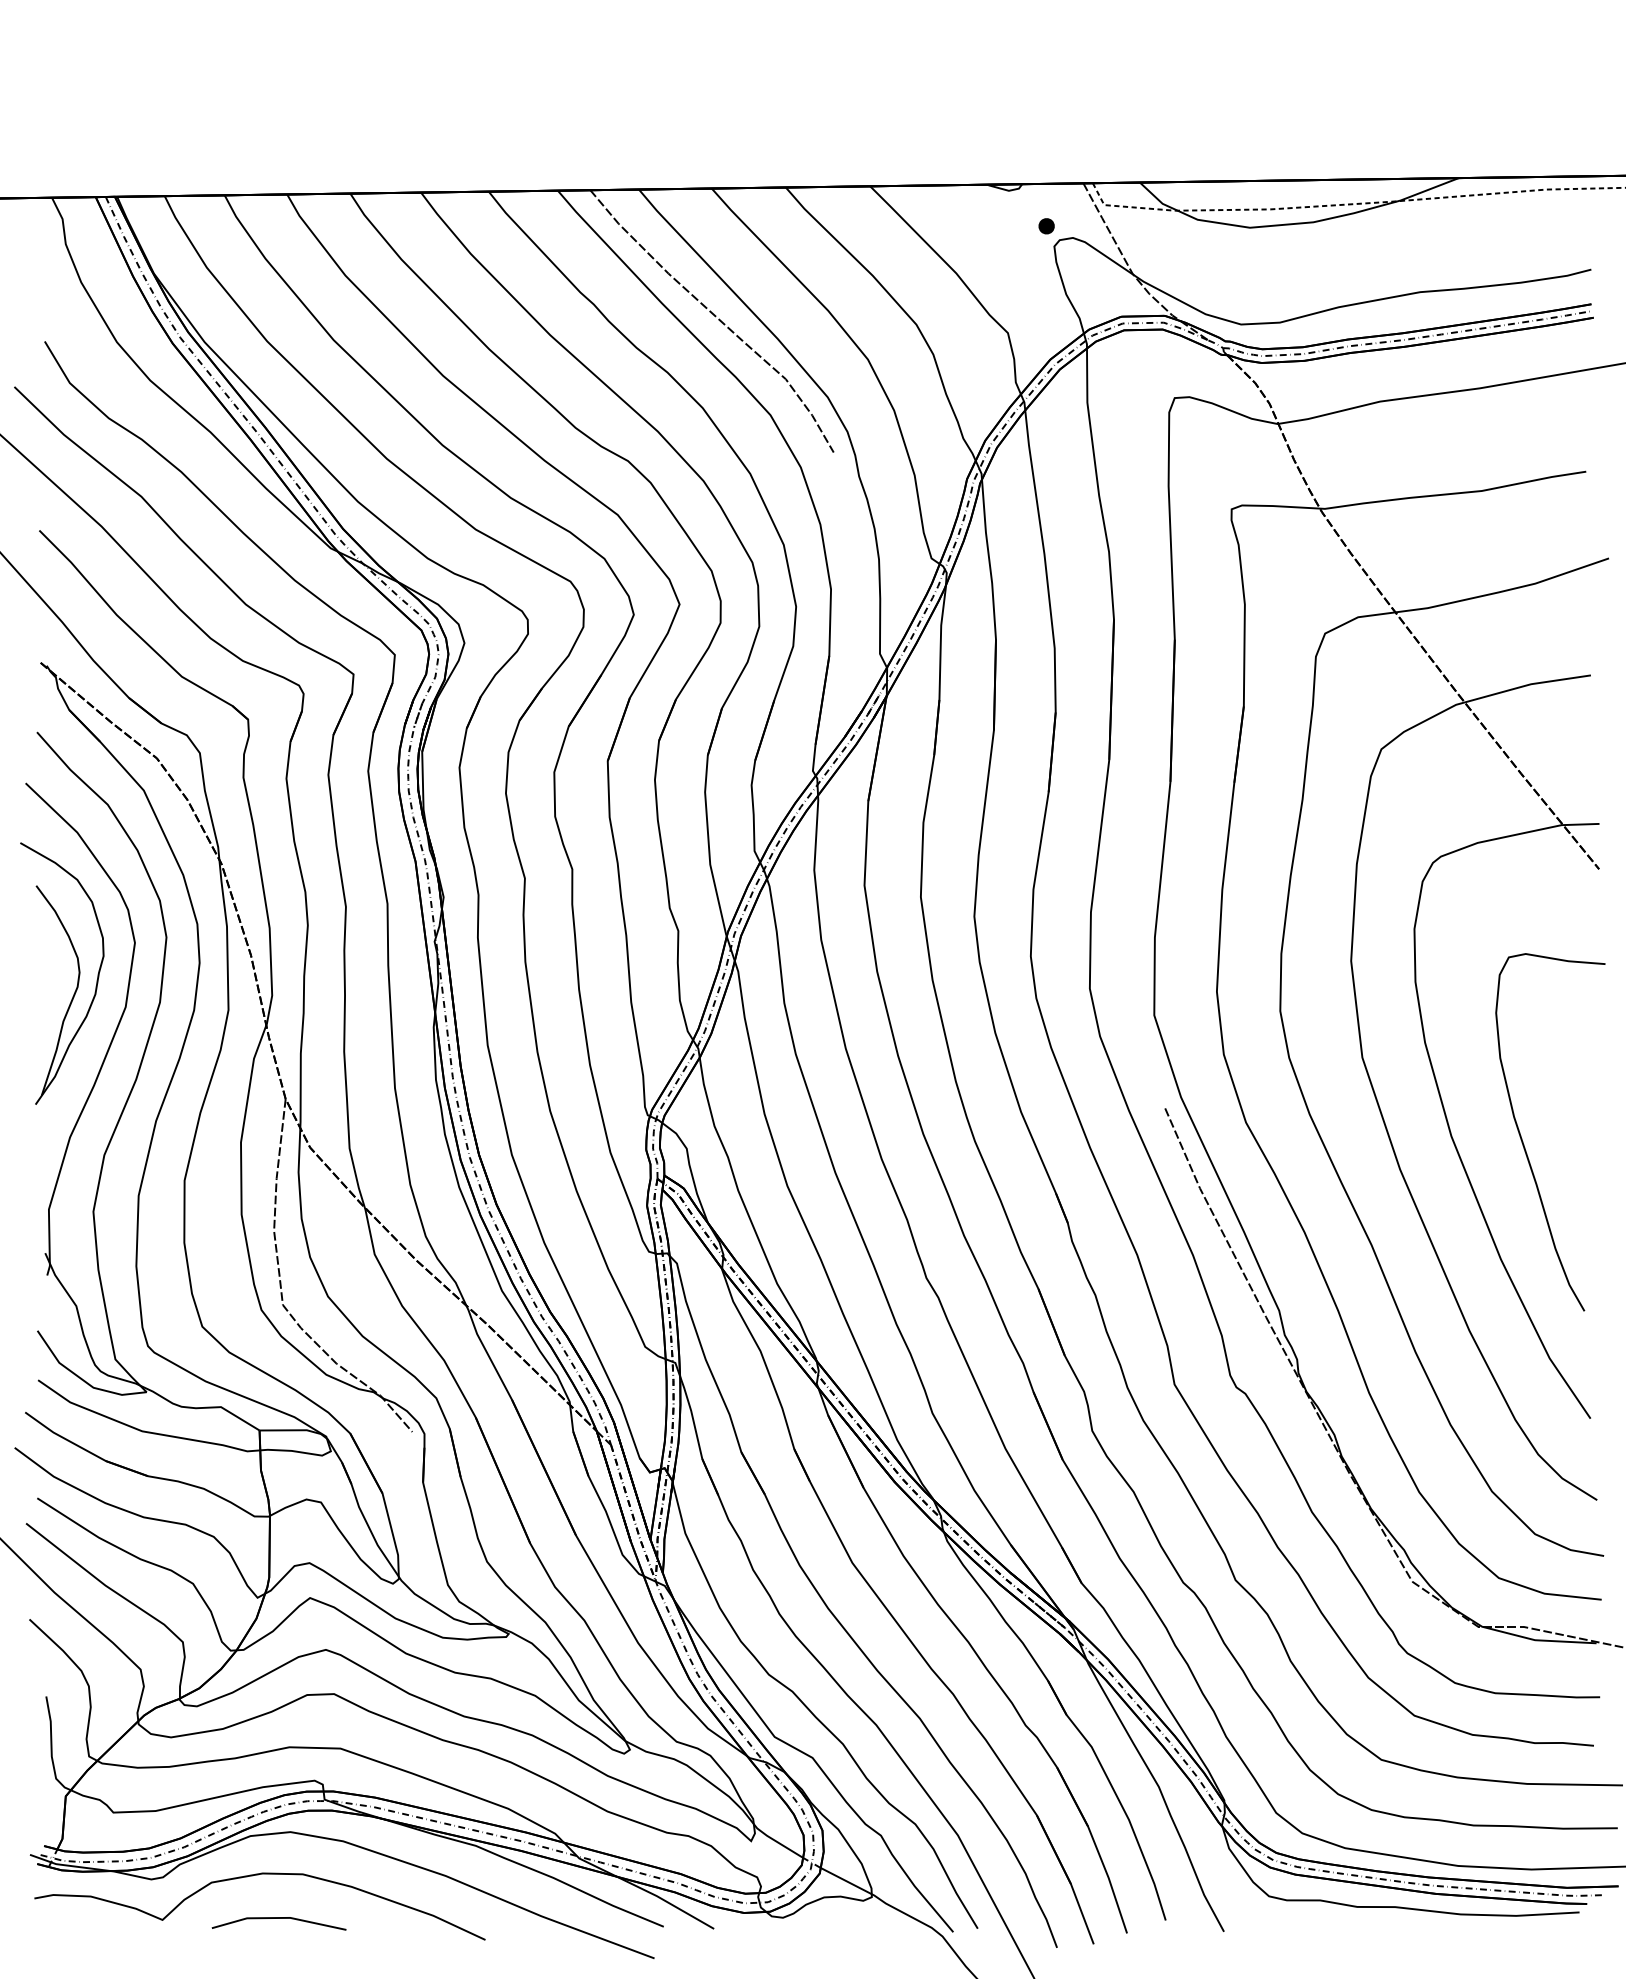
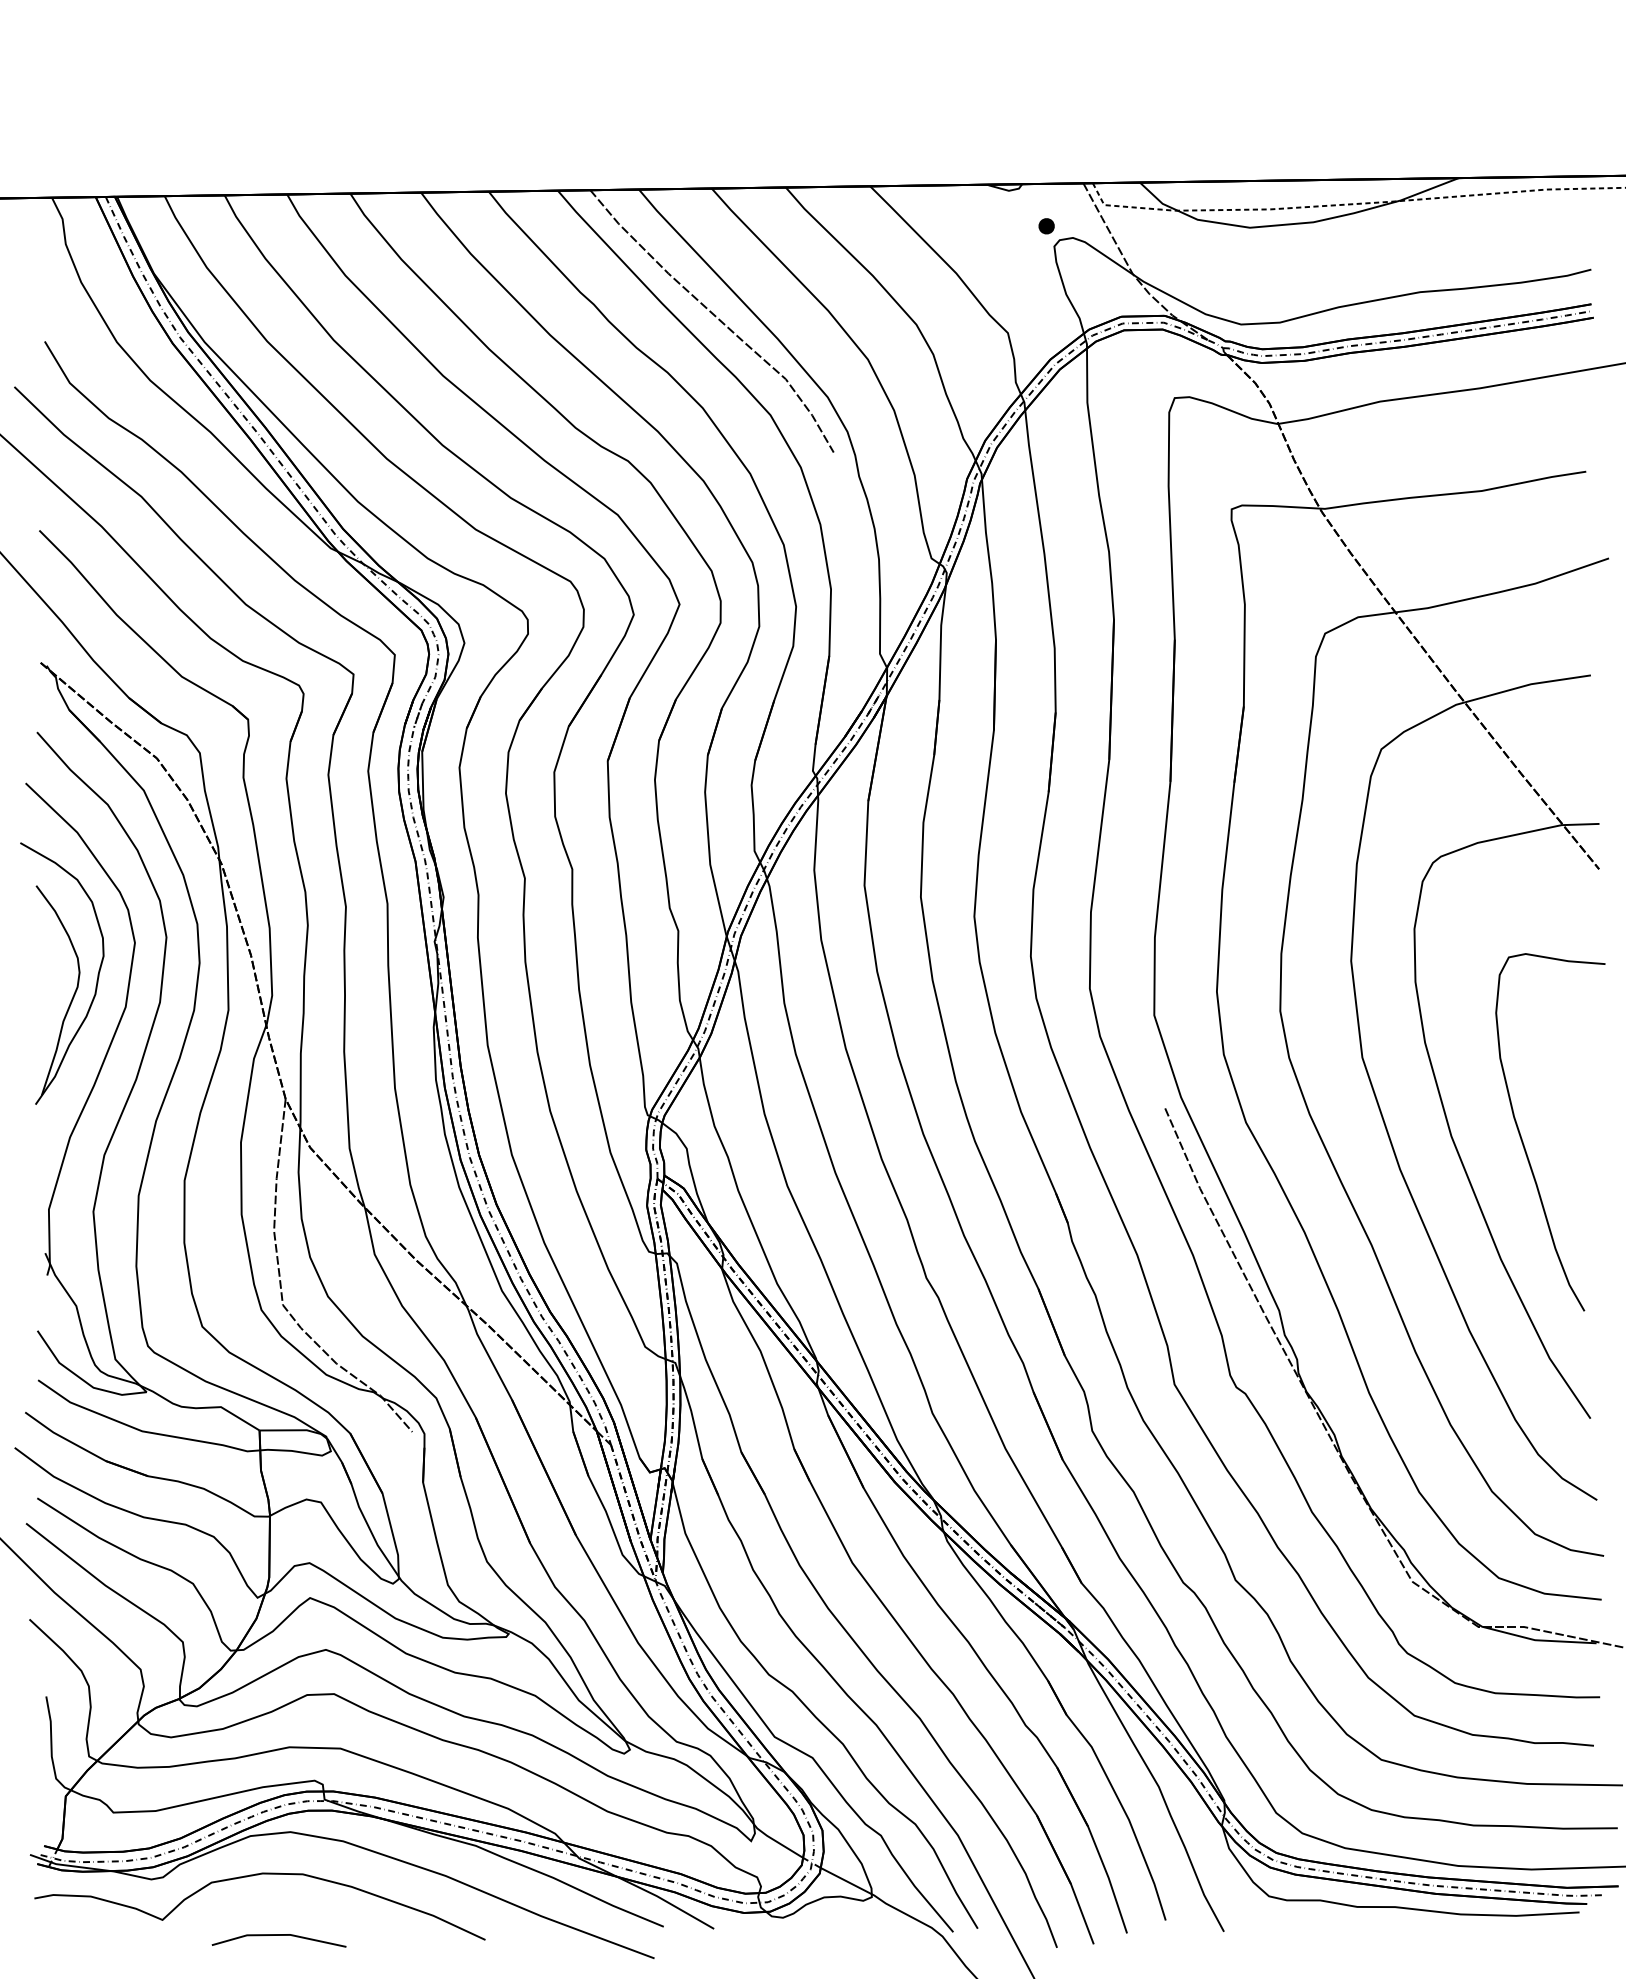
line position: (278, 1918) -> (278, 1935) (278, 1935)
